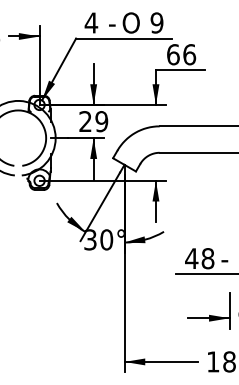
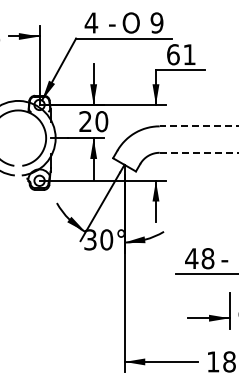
text: 66 -> 61 (189, 54)
text: 29 -> 20 (101, 121)
line: solid -> dashed (198, 126)
line: solid -> dashed (199, 152)
